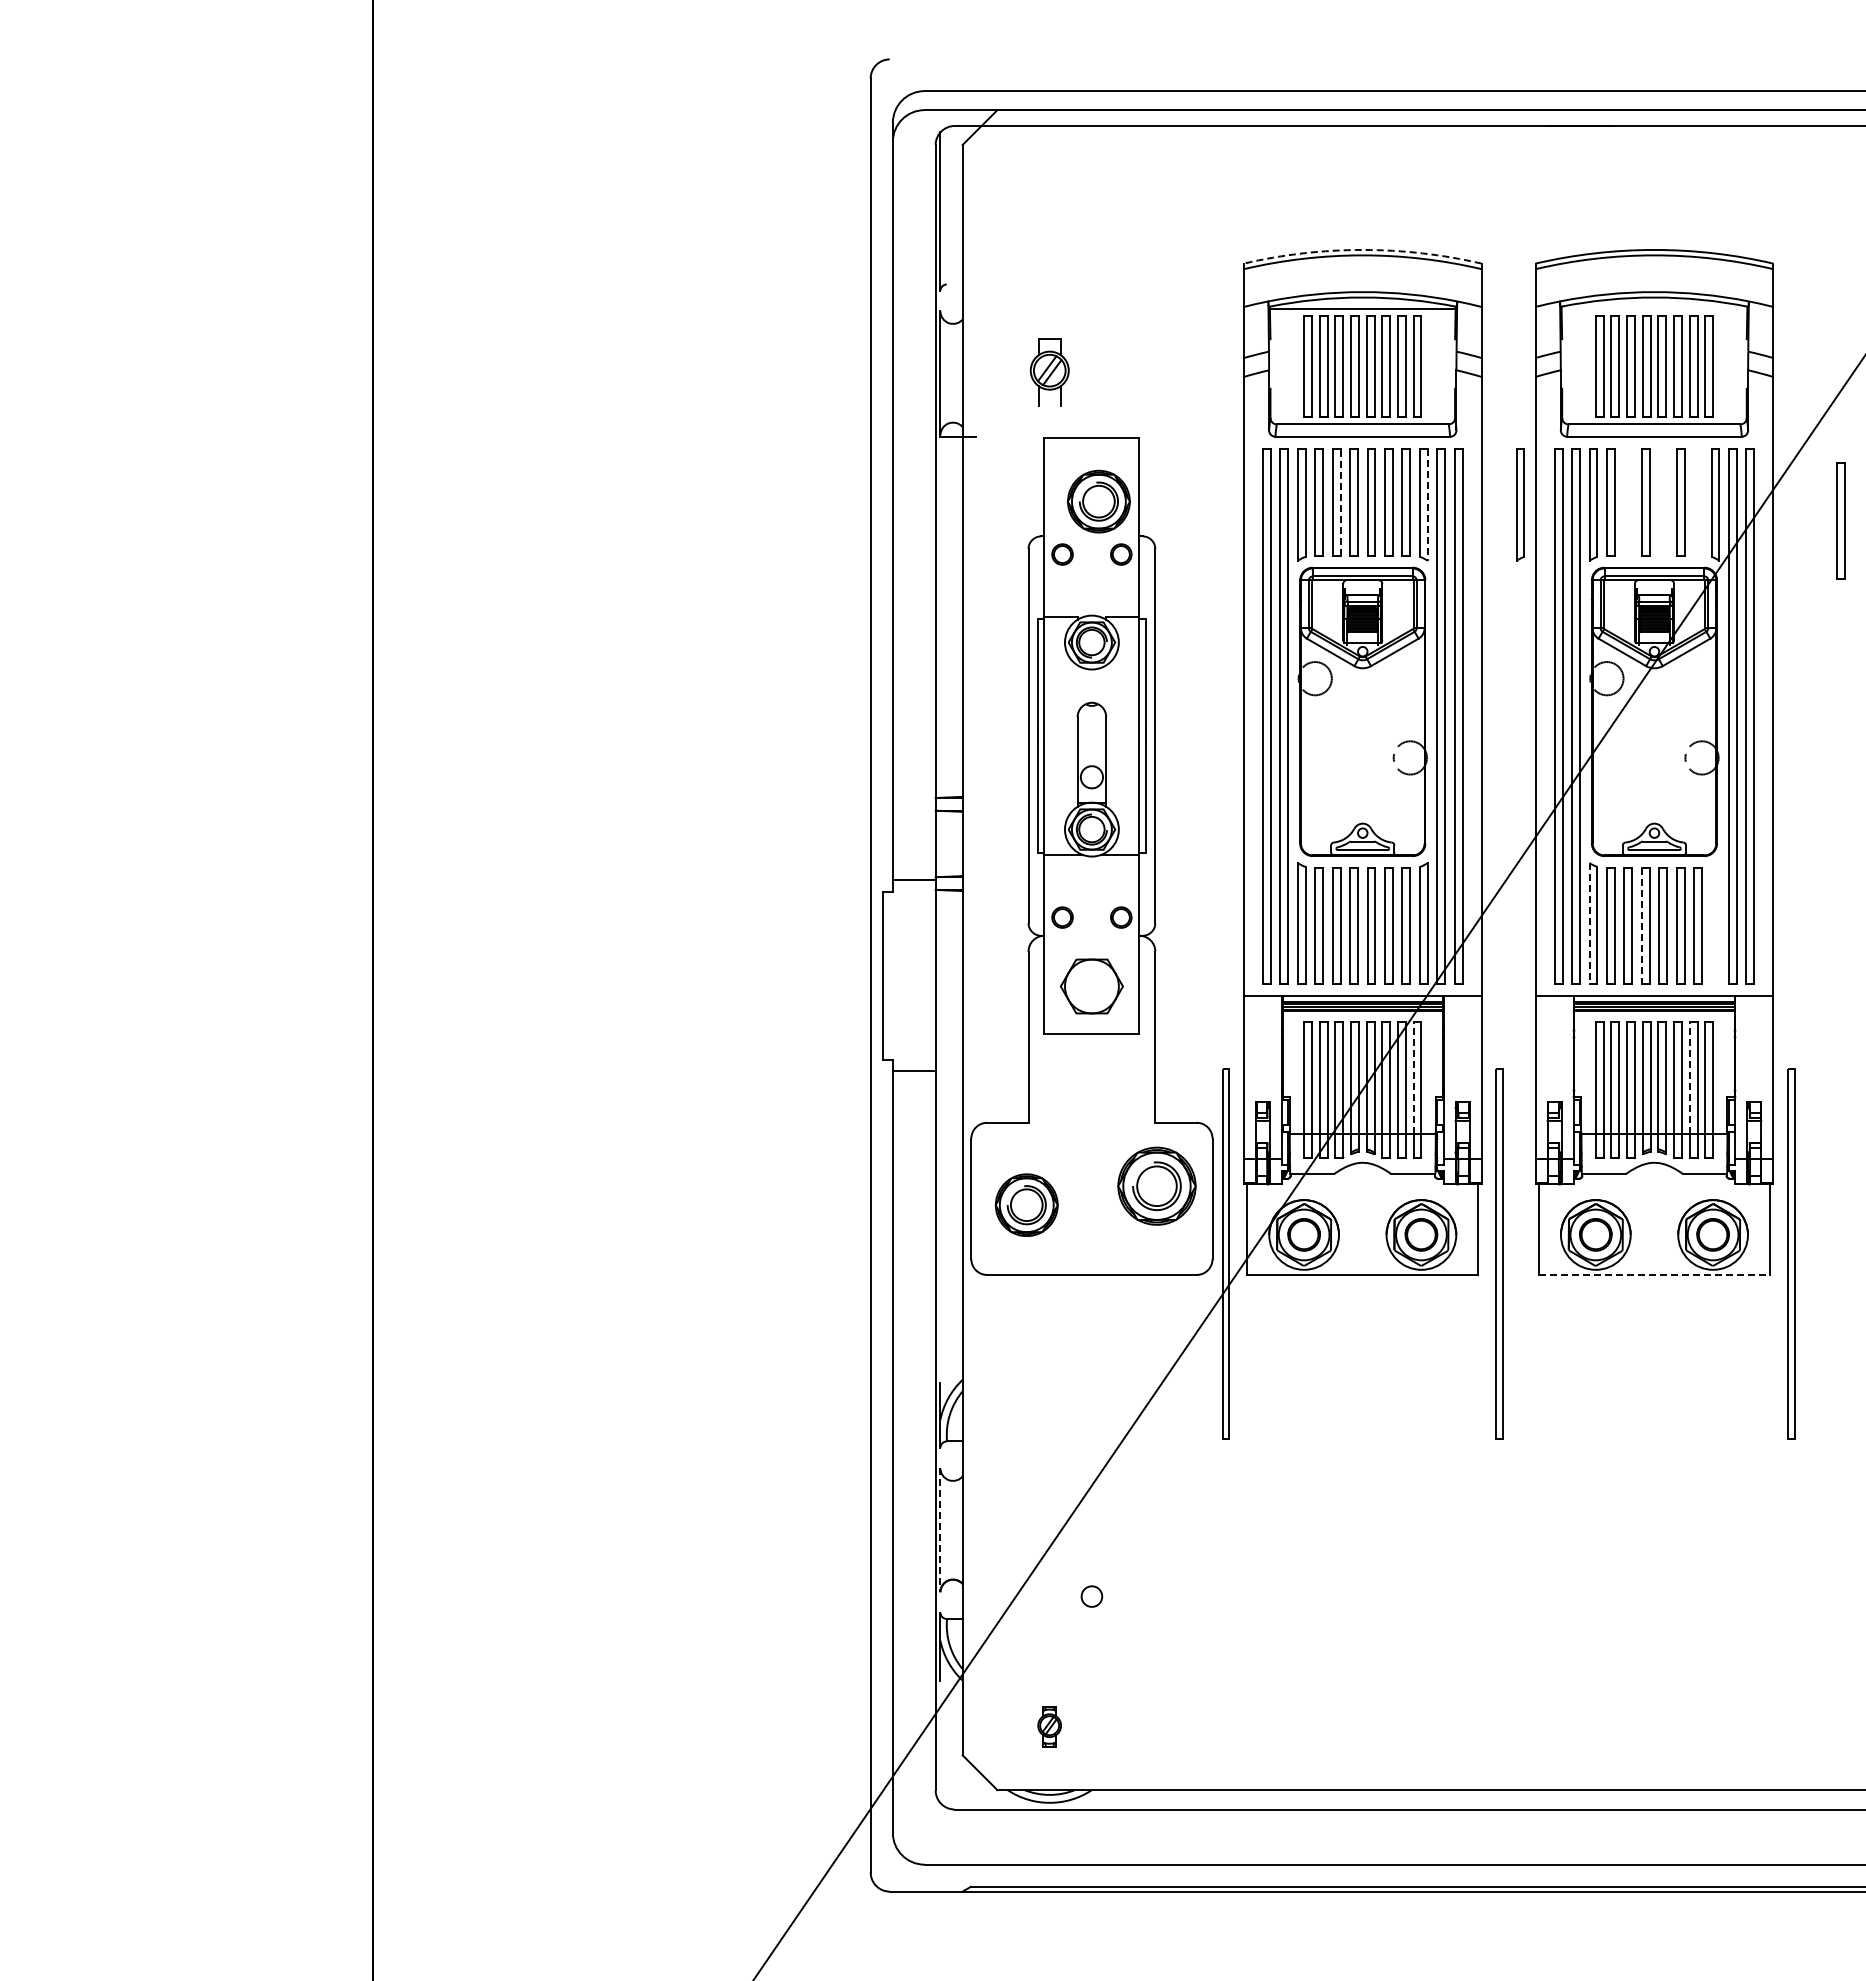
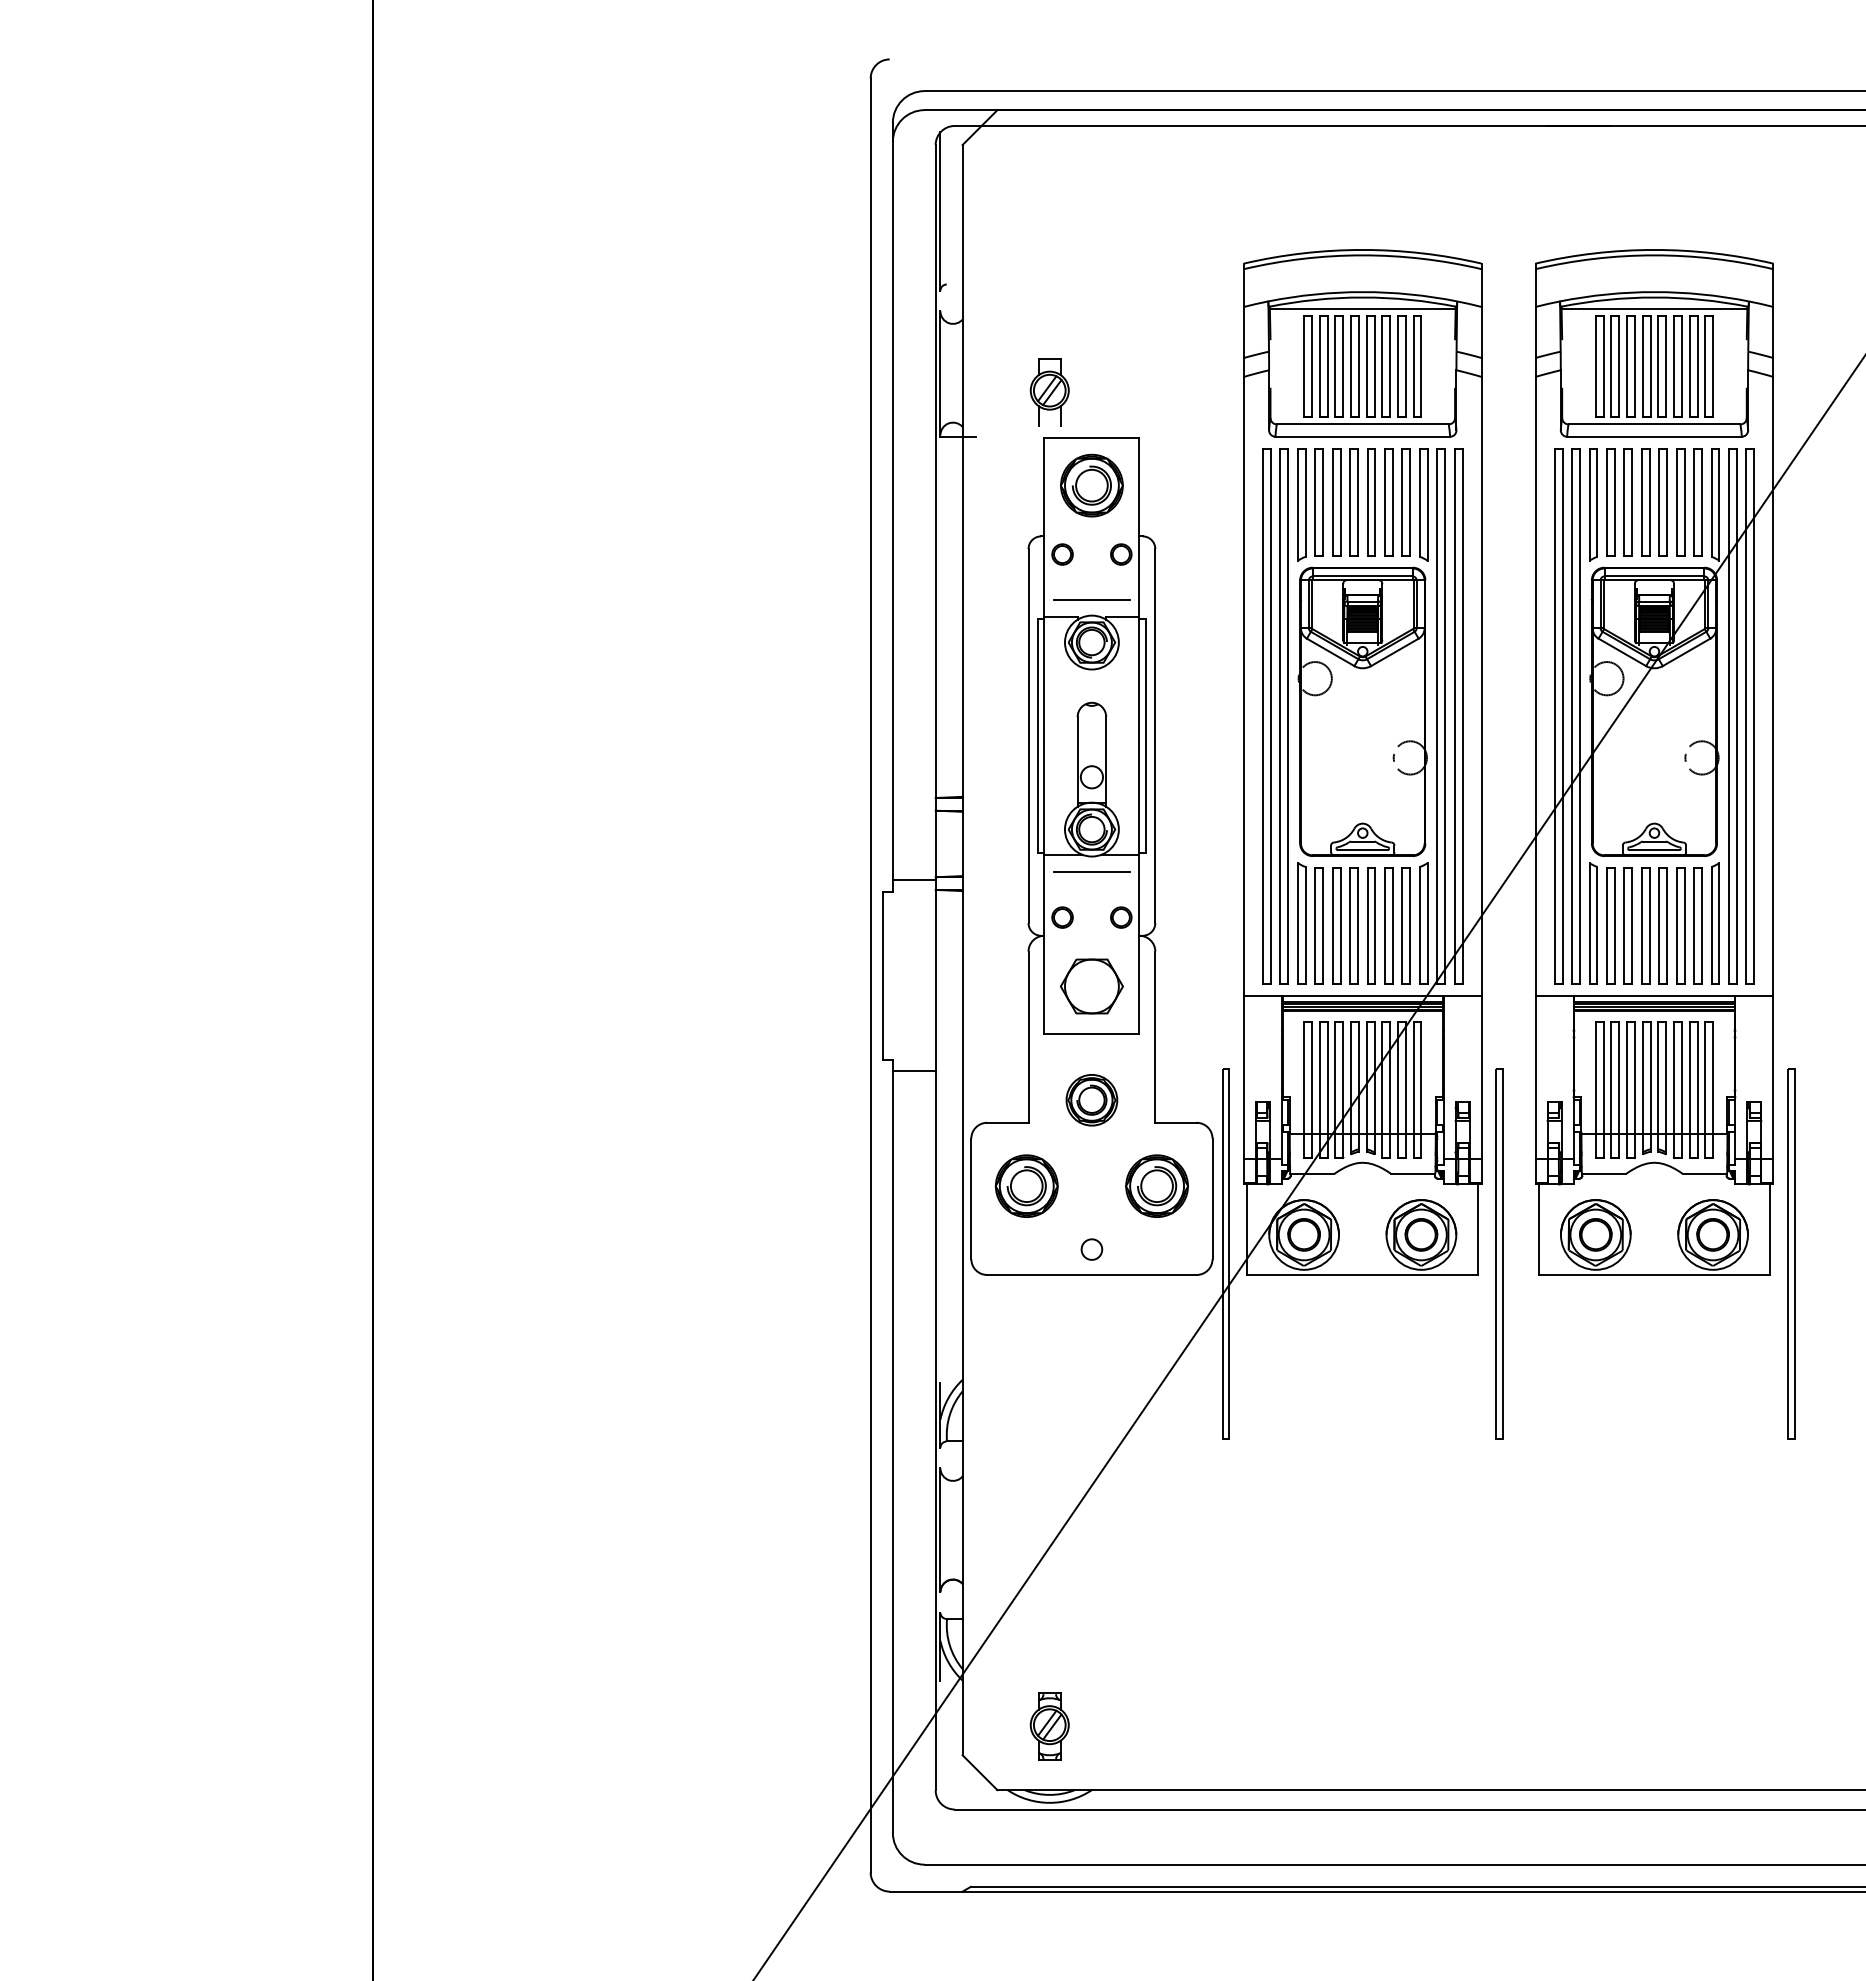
arc: dashed -> solid (1362, 249)
line: none -> present (1654, 309)
part position: (1049, 372) -> (1049, 392) (1049, 392)
part position: (1098, 501) -> (1091, 485) (1091, 485)
line: dashed -> solid (1340, 501)
part: none -> present (1627, 502)
part: none -> present (1662, 502)
part: none -> present (1697, 502)
part: present -> none (1520, 504)
line: dashed -> solid (1427, 505)
part: present -> none (1840, 520)
line: none -> present (1091, 599)
line: none -> present (1091, 872)
line: dashed -> solid (1589, 923)
part: none -> present (1715, 923)
line: dashed -> solid (1641, 925)
line: dashed -> solid (1413, 1077)
line: dashed -> solid (1689, 1077)
part: none -> present (1091, 1100)
part size: 80x80 px -> 65x64 px (1157, 1185)
part position: (1026, 1204) -> (1026, 1185) (1026, 1185)
line: dashed -> solid (1654, 1274)
line: dashed -> solid (940, 1530)
circle position: (1091, 1596) -> (1091, 1249) (1091, 1249)
part size: 25x42 px -> 41x69 px (1049, 1726)
